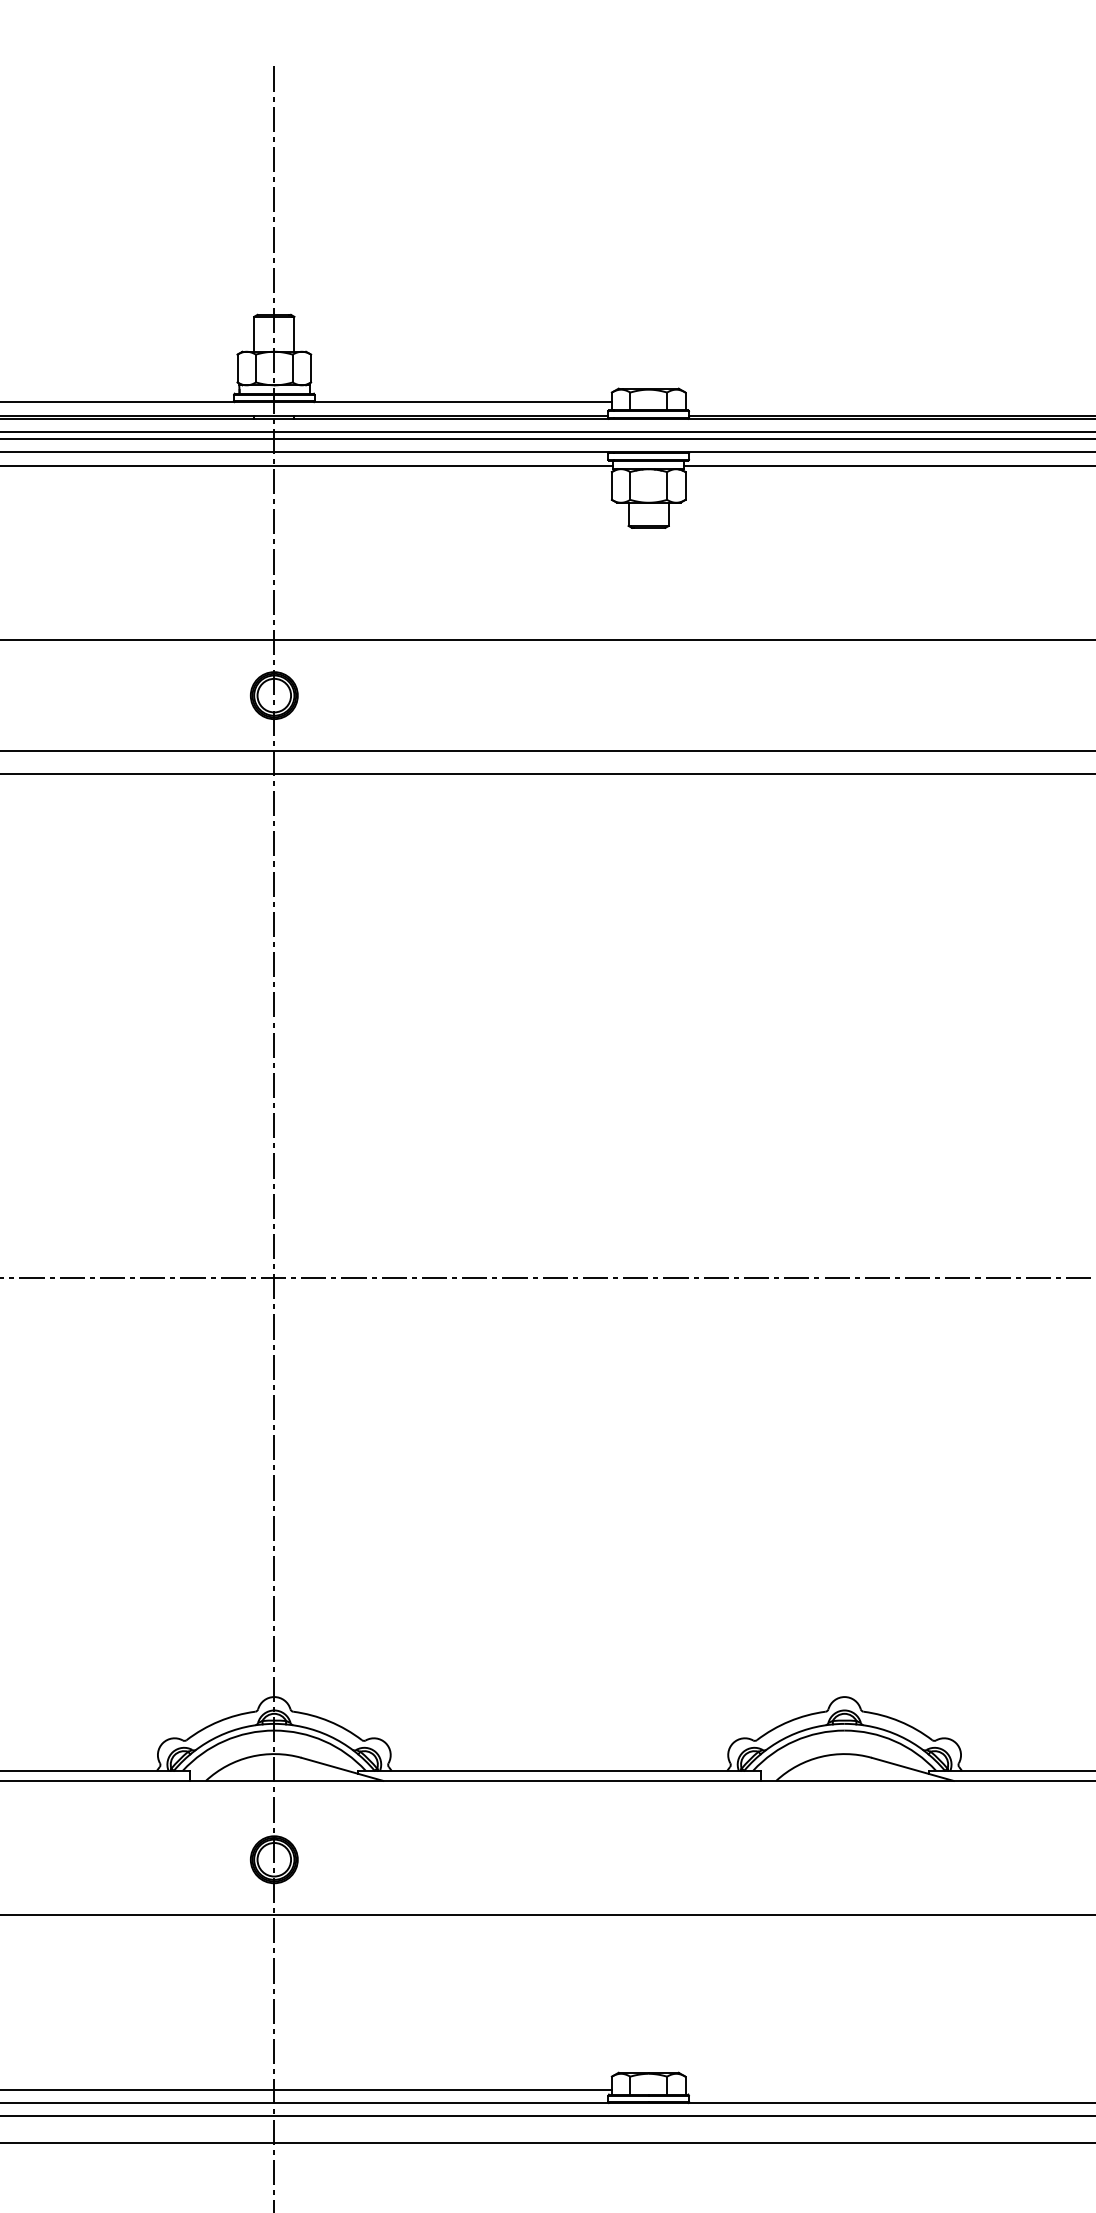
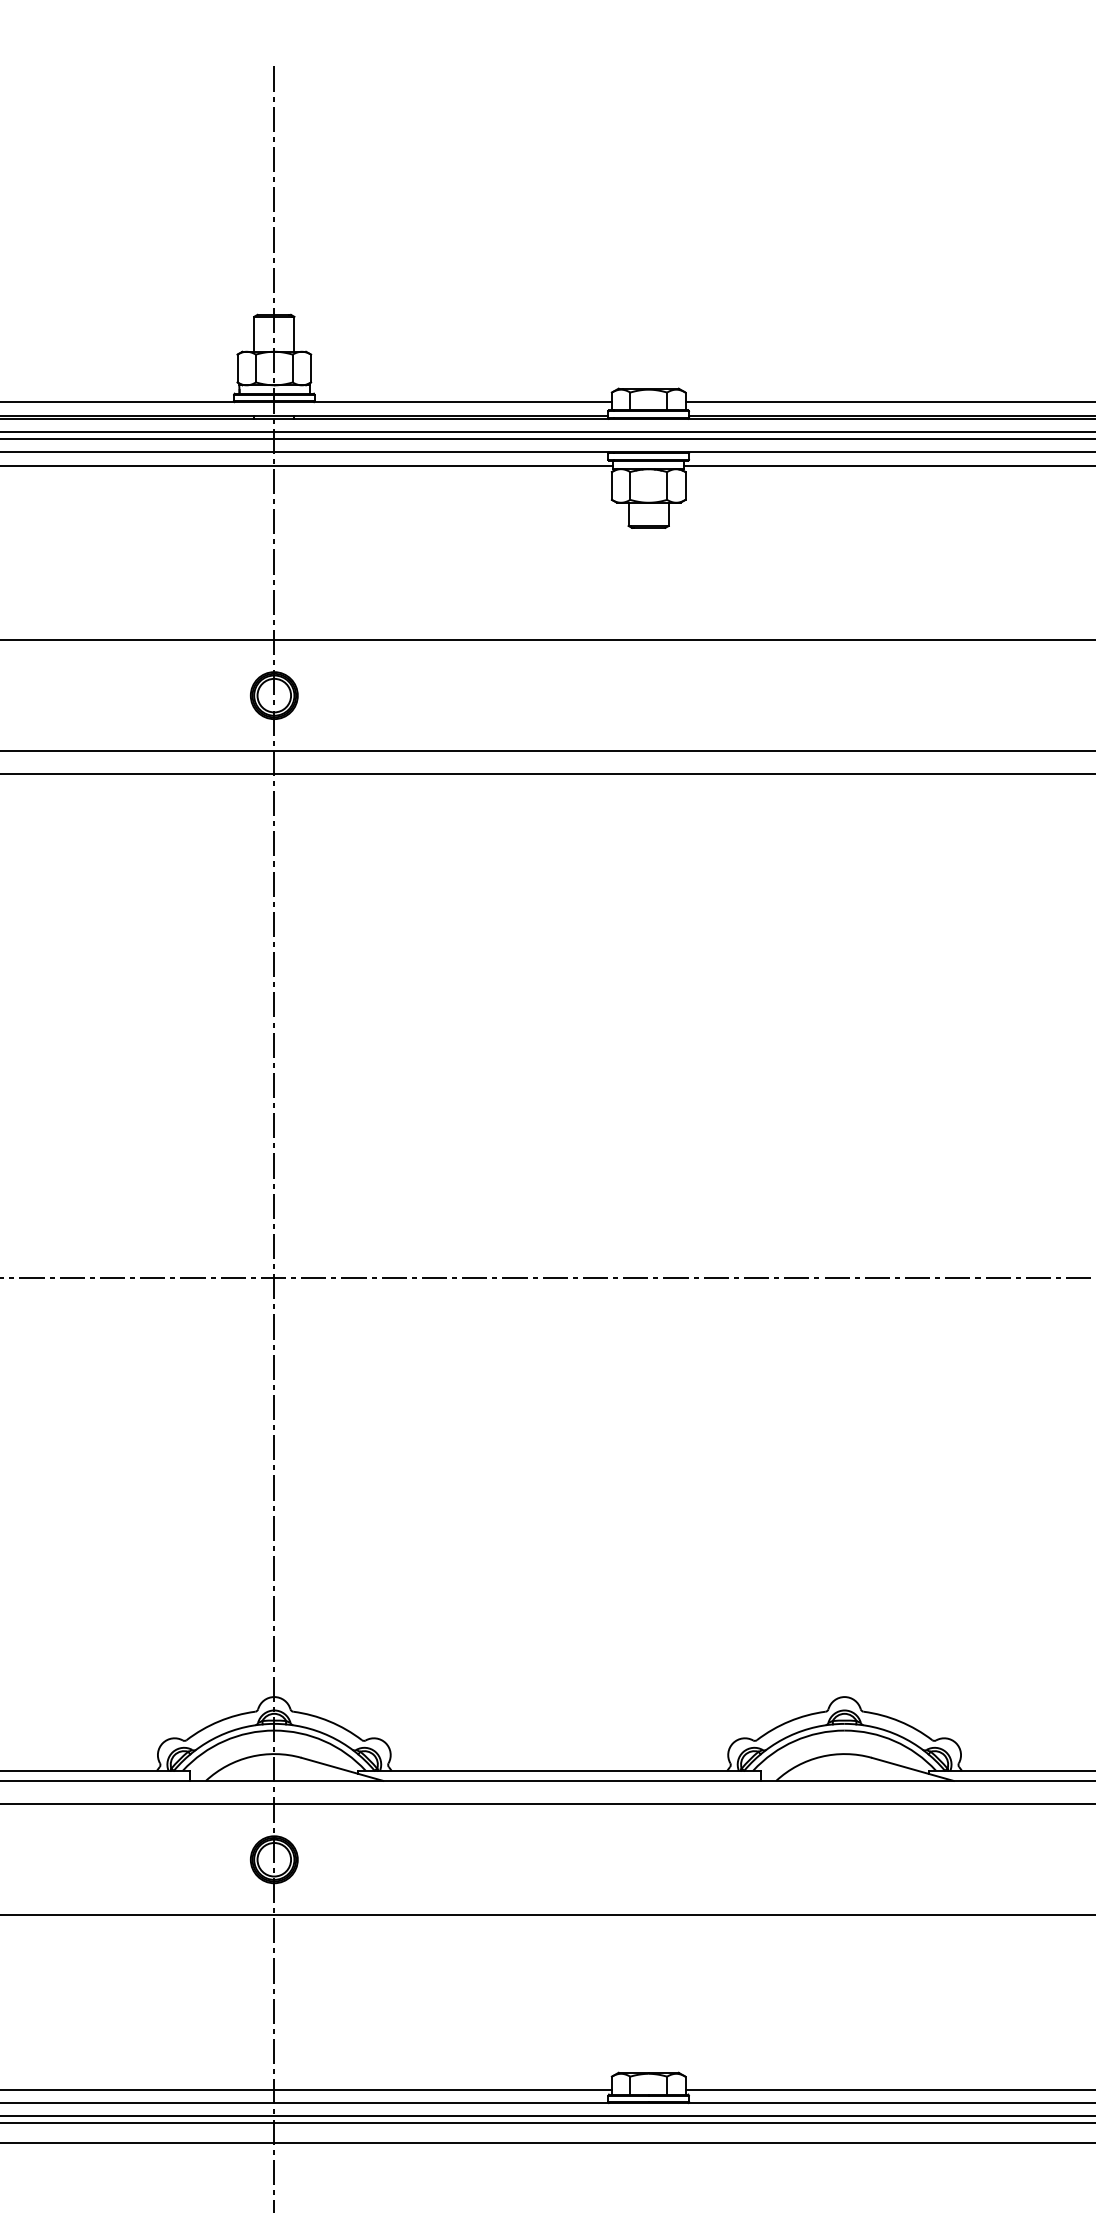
line: none -> present (888, 402)
line: none -> present (547, 1804)
line: none -> present (888, 2089)
line: none -> present (547, 2123)
